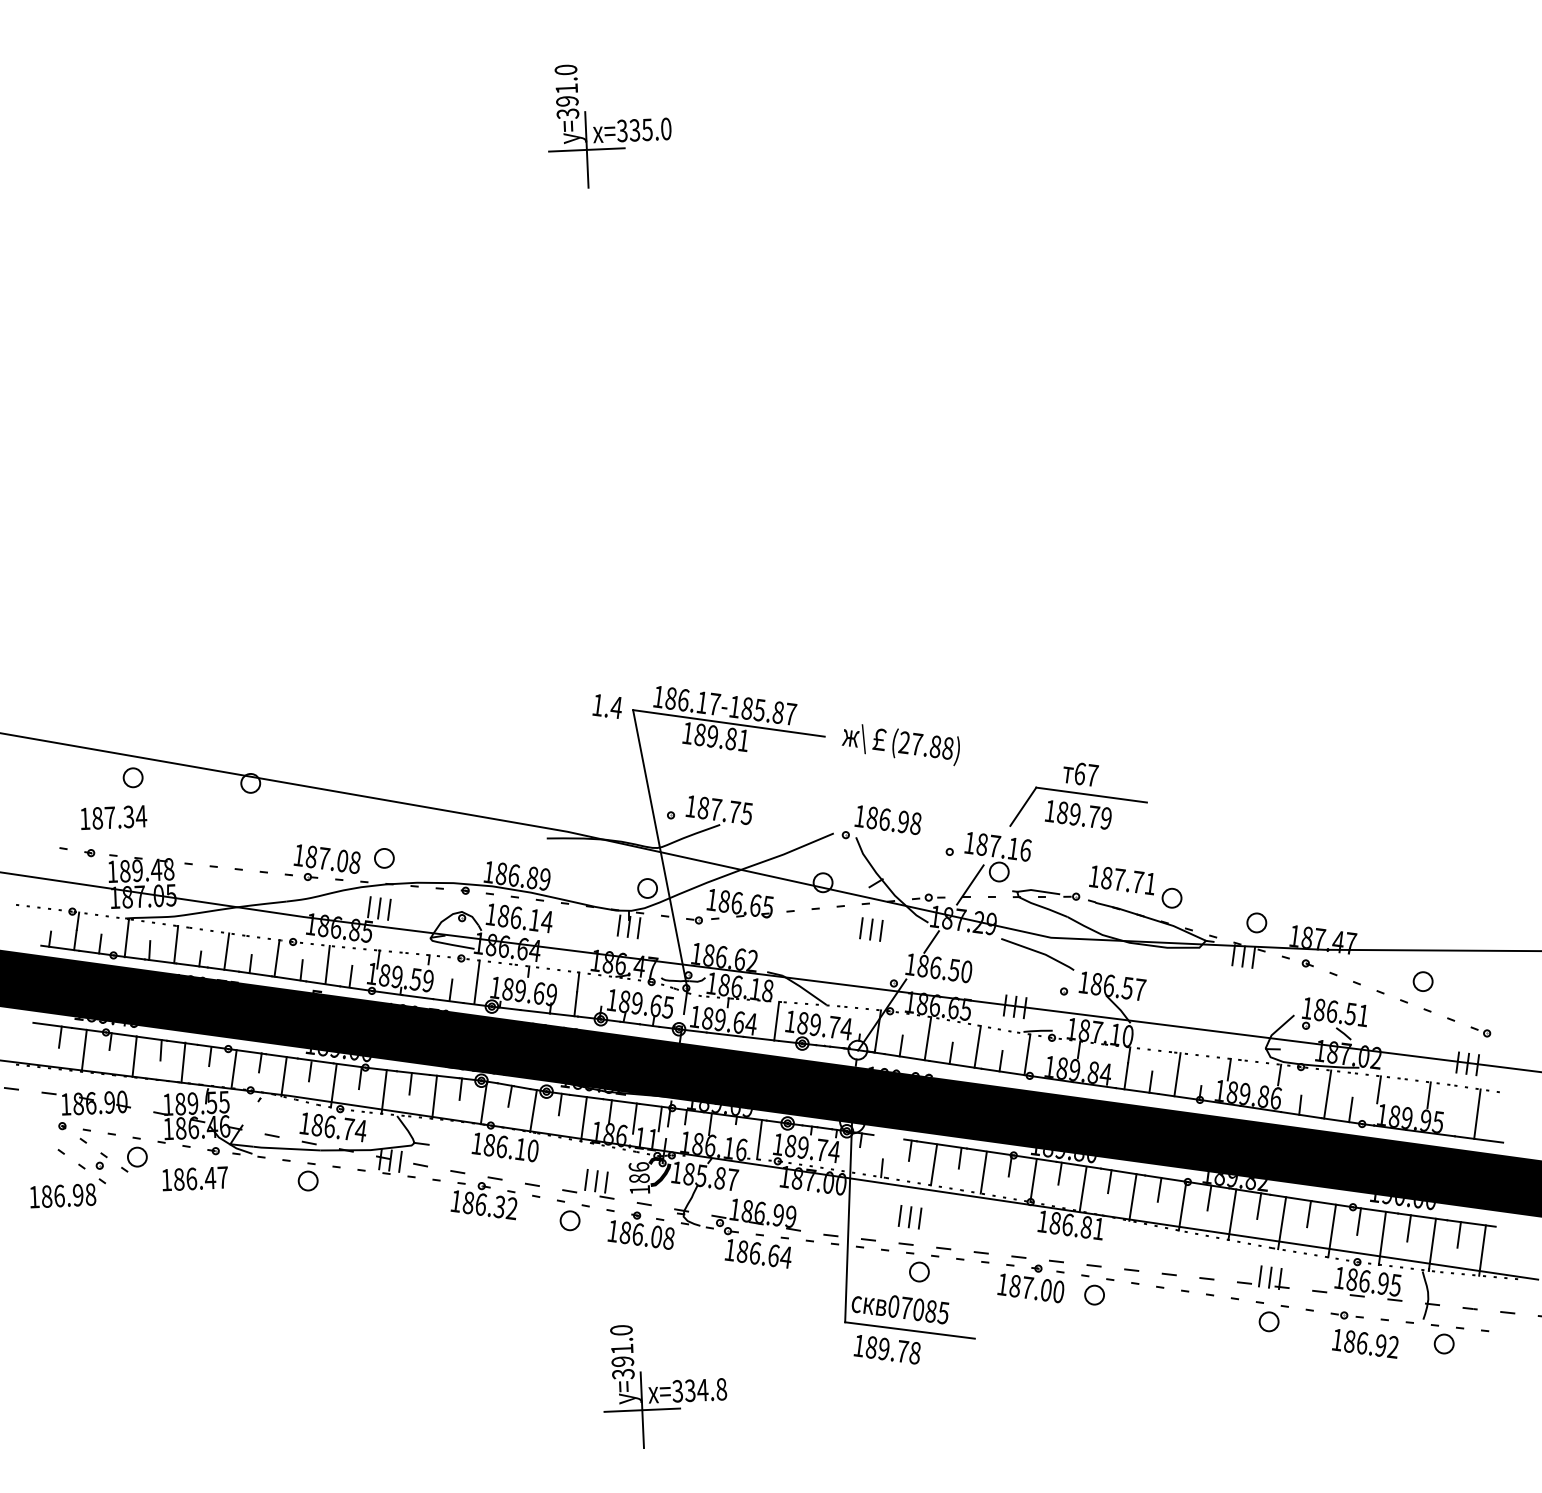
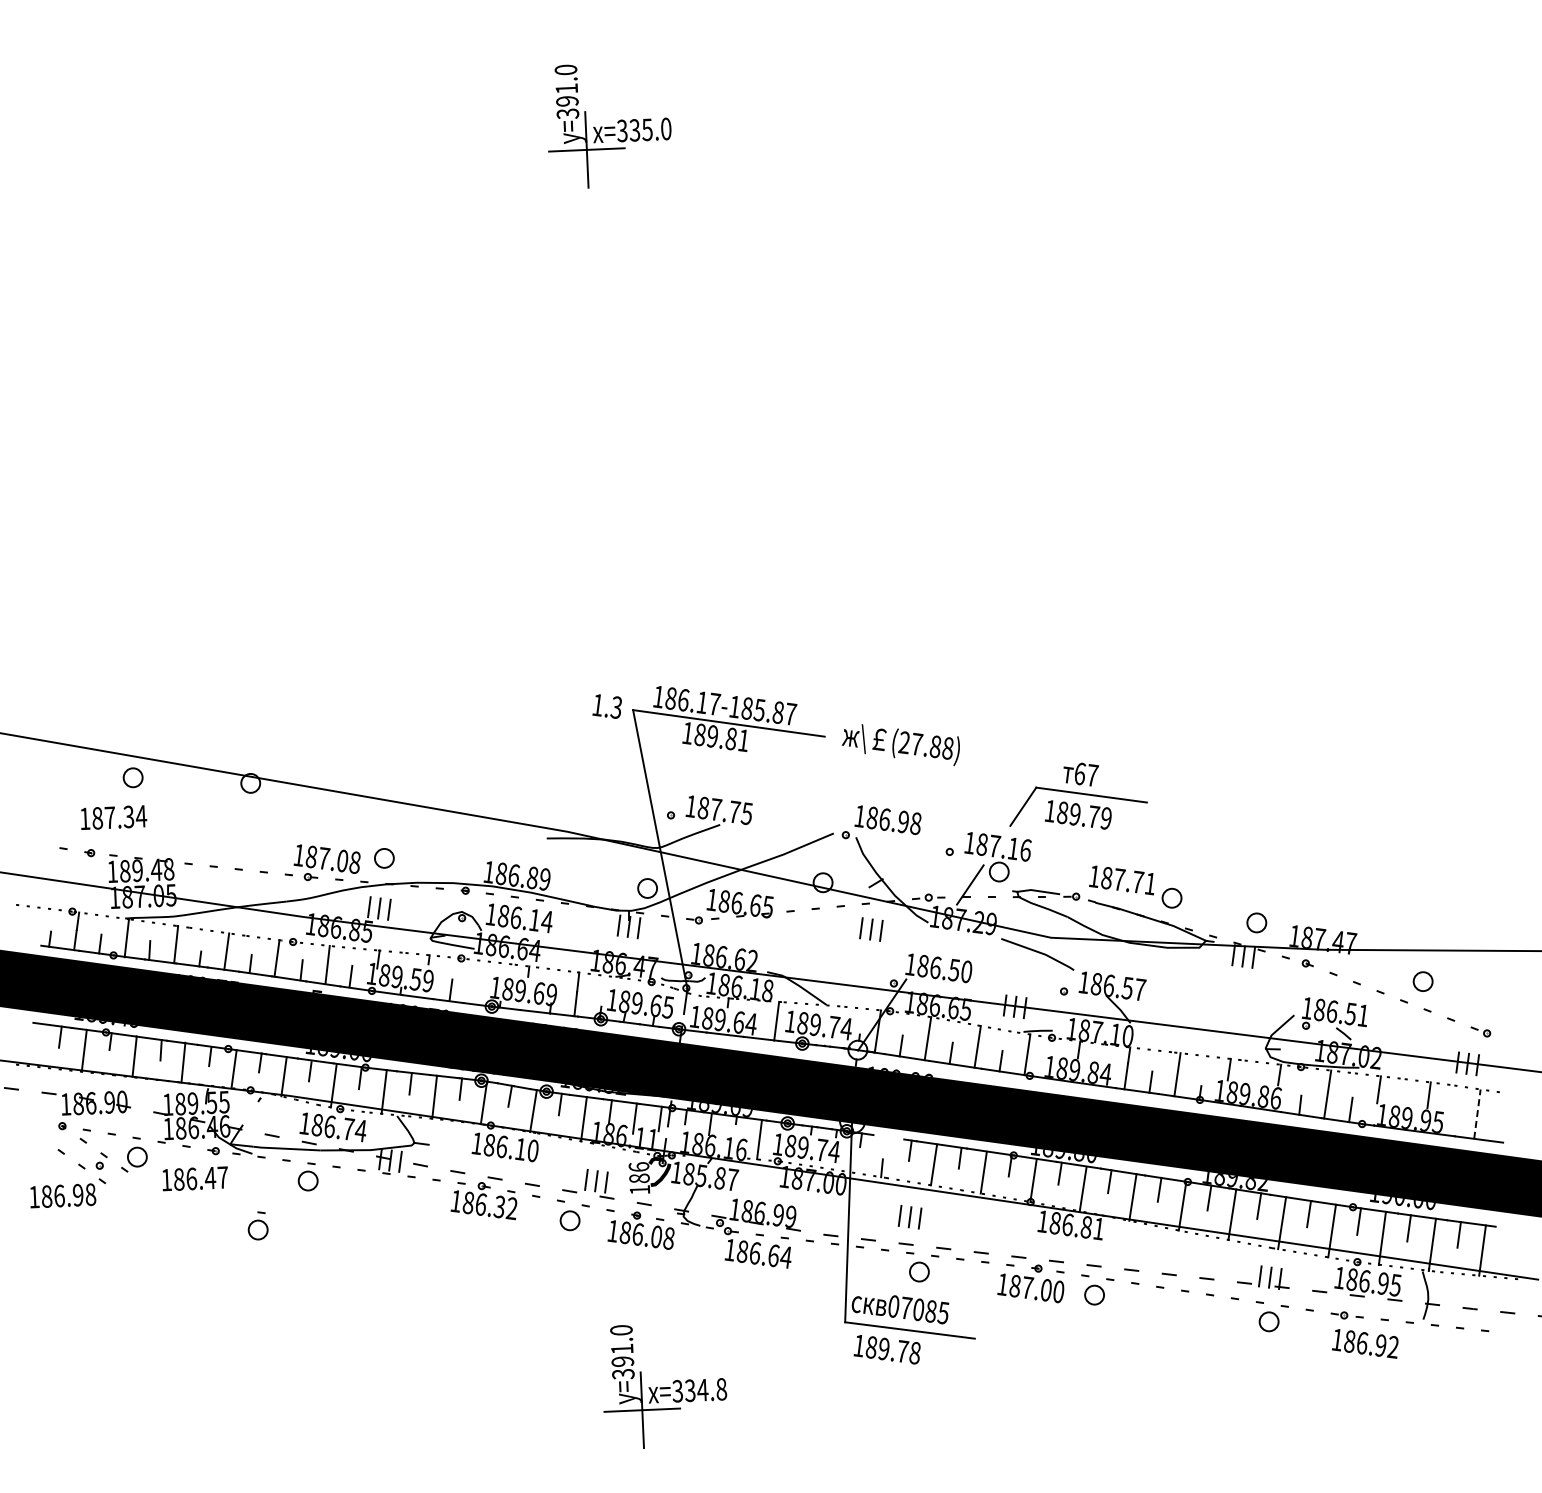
text: 1.4 -> 1.3 (615, 707)
line: present -> none (931, 941)
line: present -> none (476, 981)
line: solid -> dashed (1477, 1114)
part: none -> present (257, 1225)
circle: present -> none (1443, 1343)
